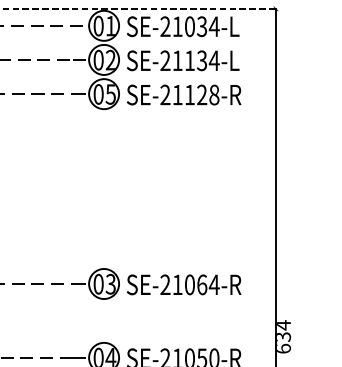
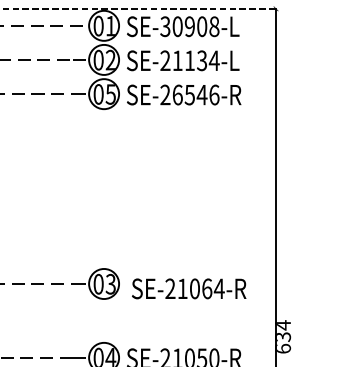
text: SE-21034-L -> SE-30908-L (189, 26)
text: SE-21128-R -> SE-26546-R (196, 94)
text position: (184, 284) -> (189, 288) (189, 288)
